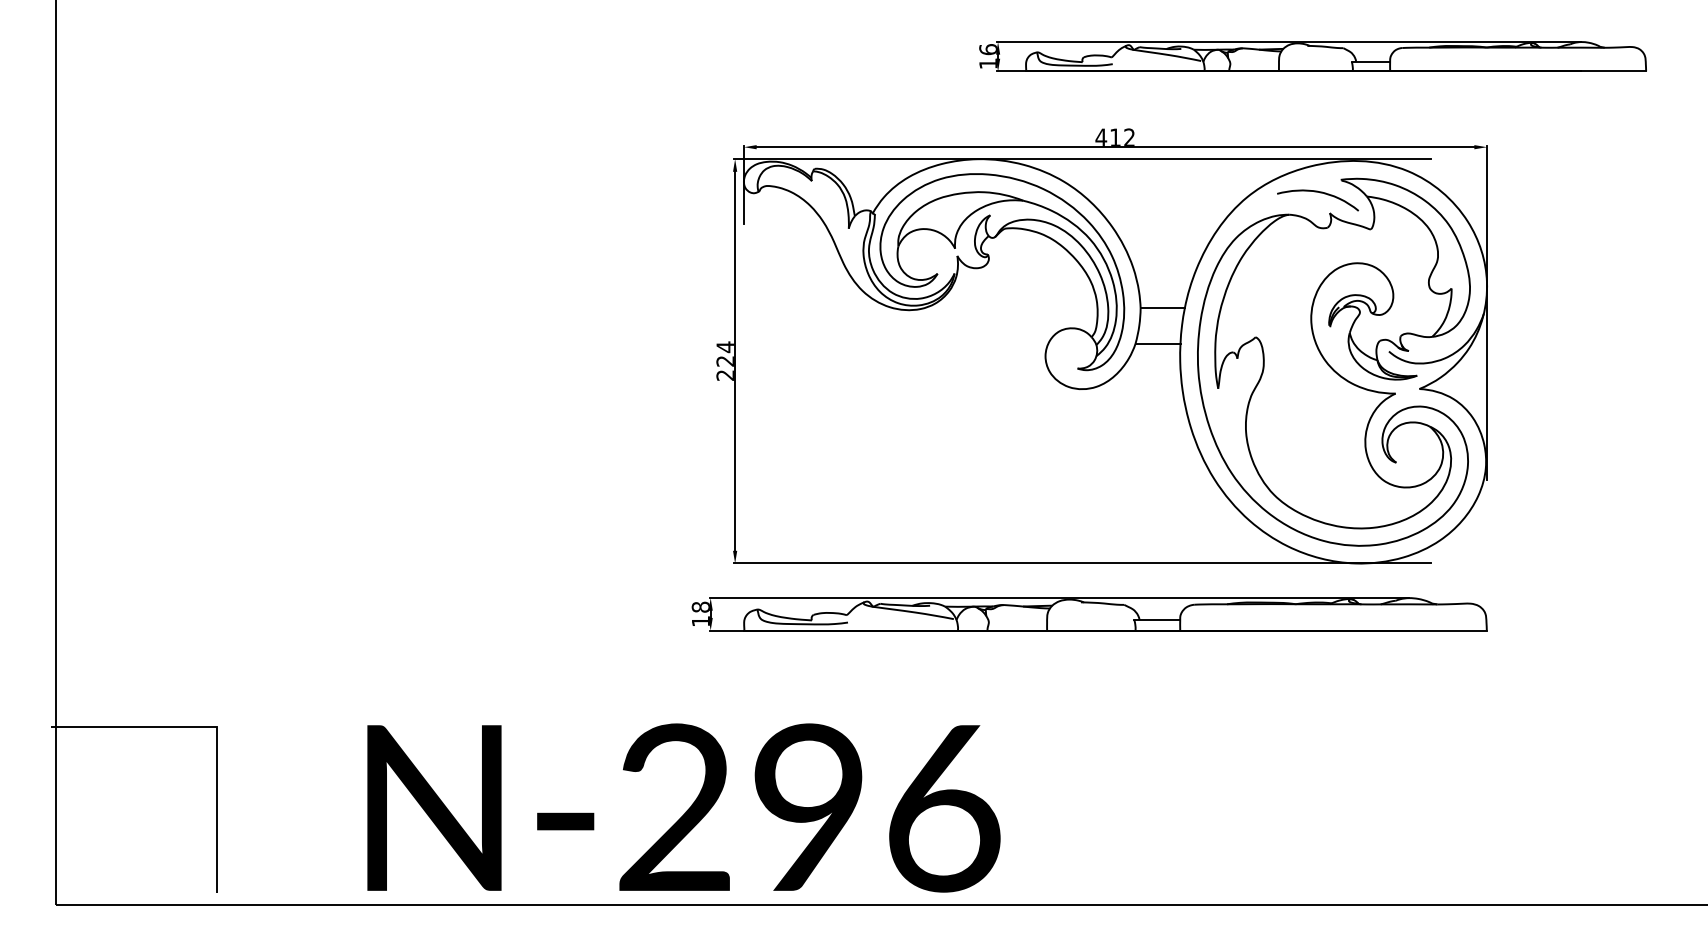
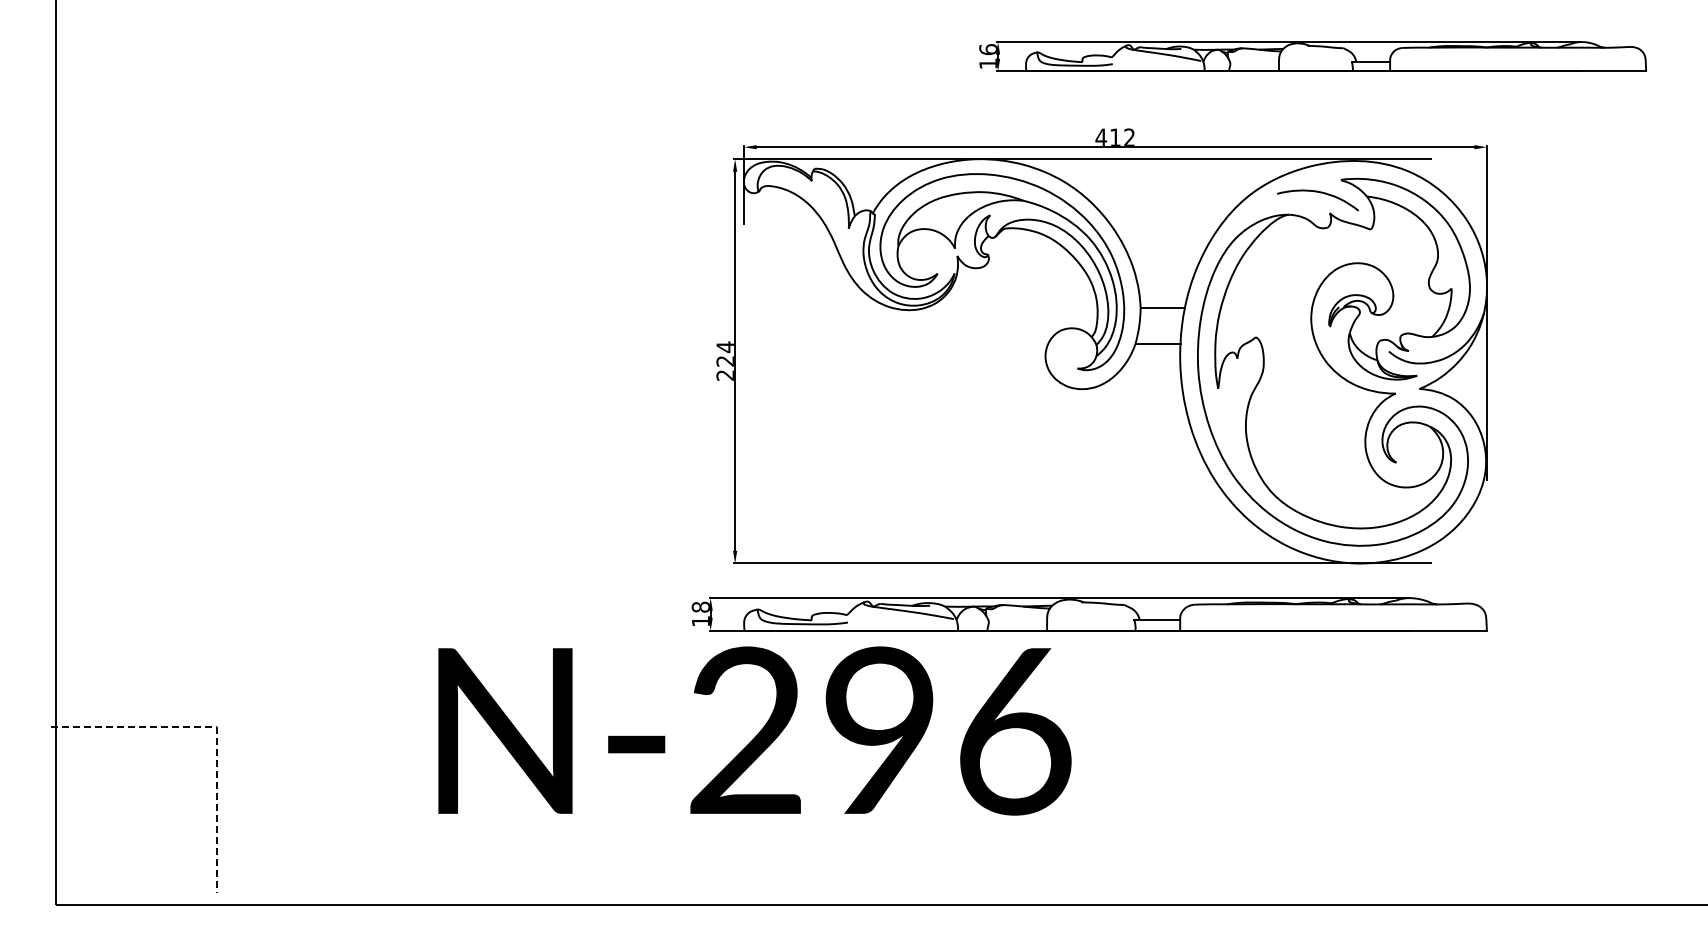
line: solid -> dashed (216, 727)
text position: (683, 807) -> (754, 730) (754, 730)
